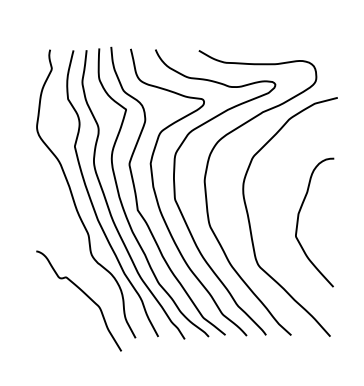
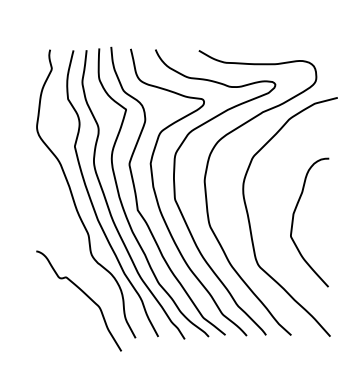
curve position: (298, 222) -> (293, 222) (293, 222)
